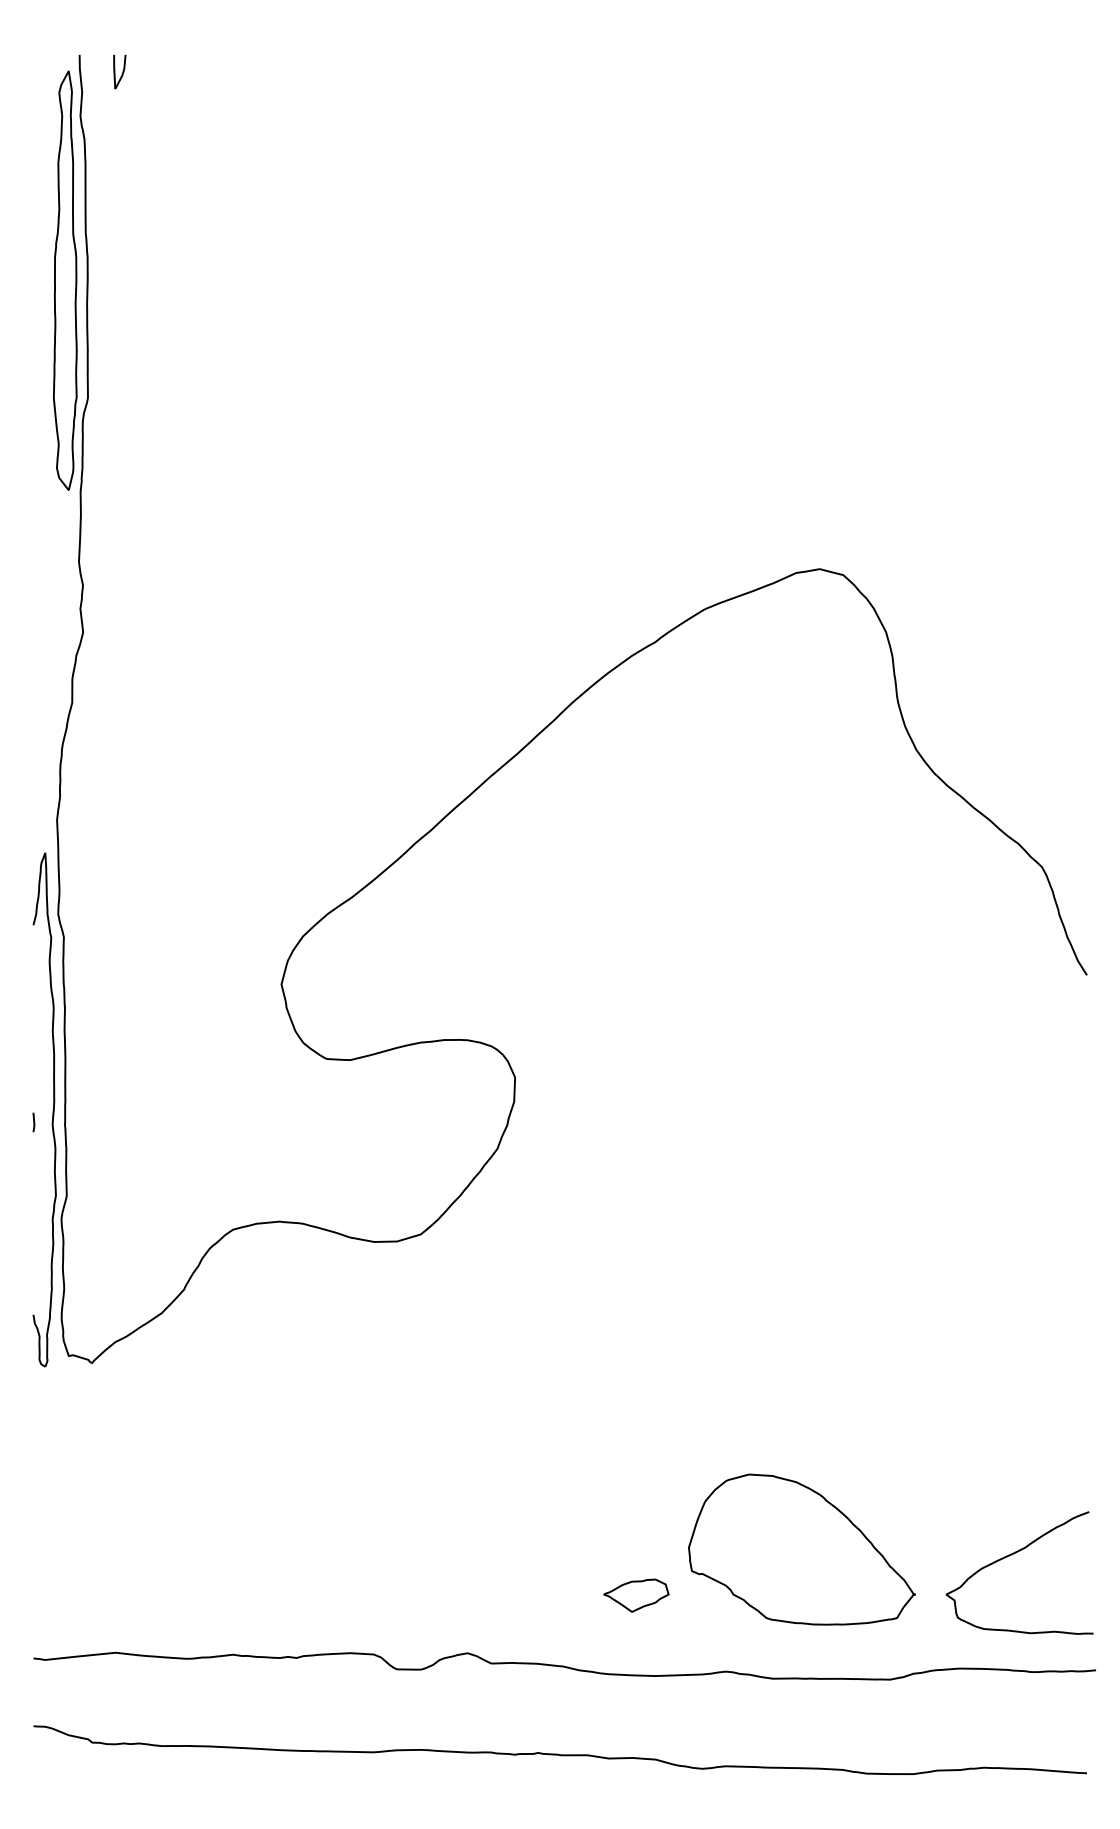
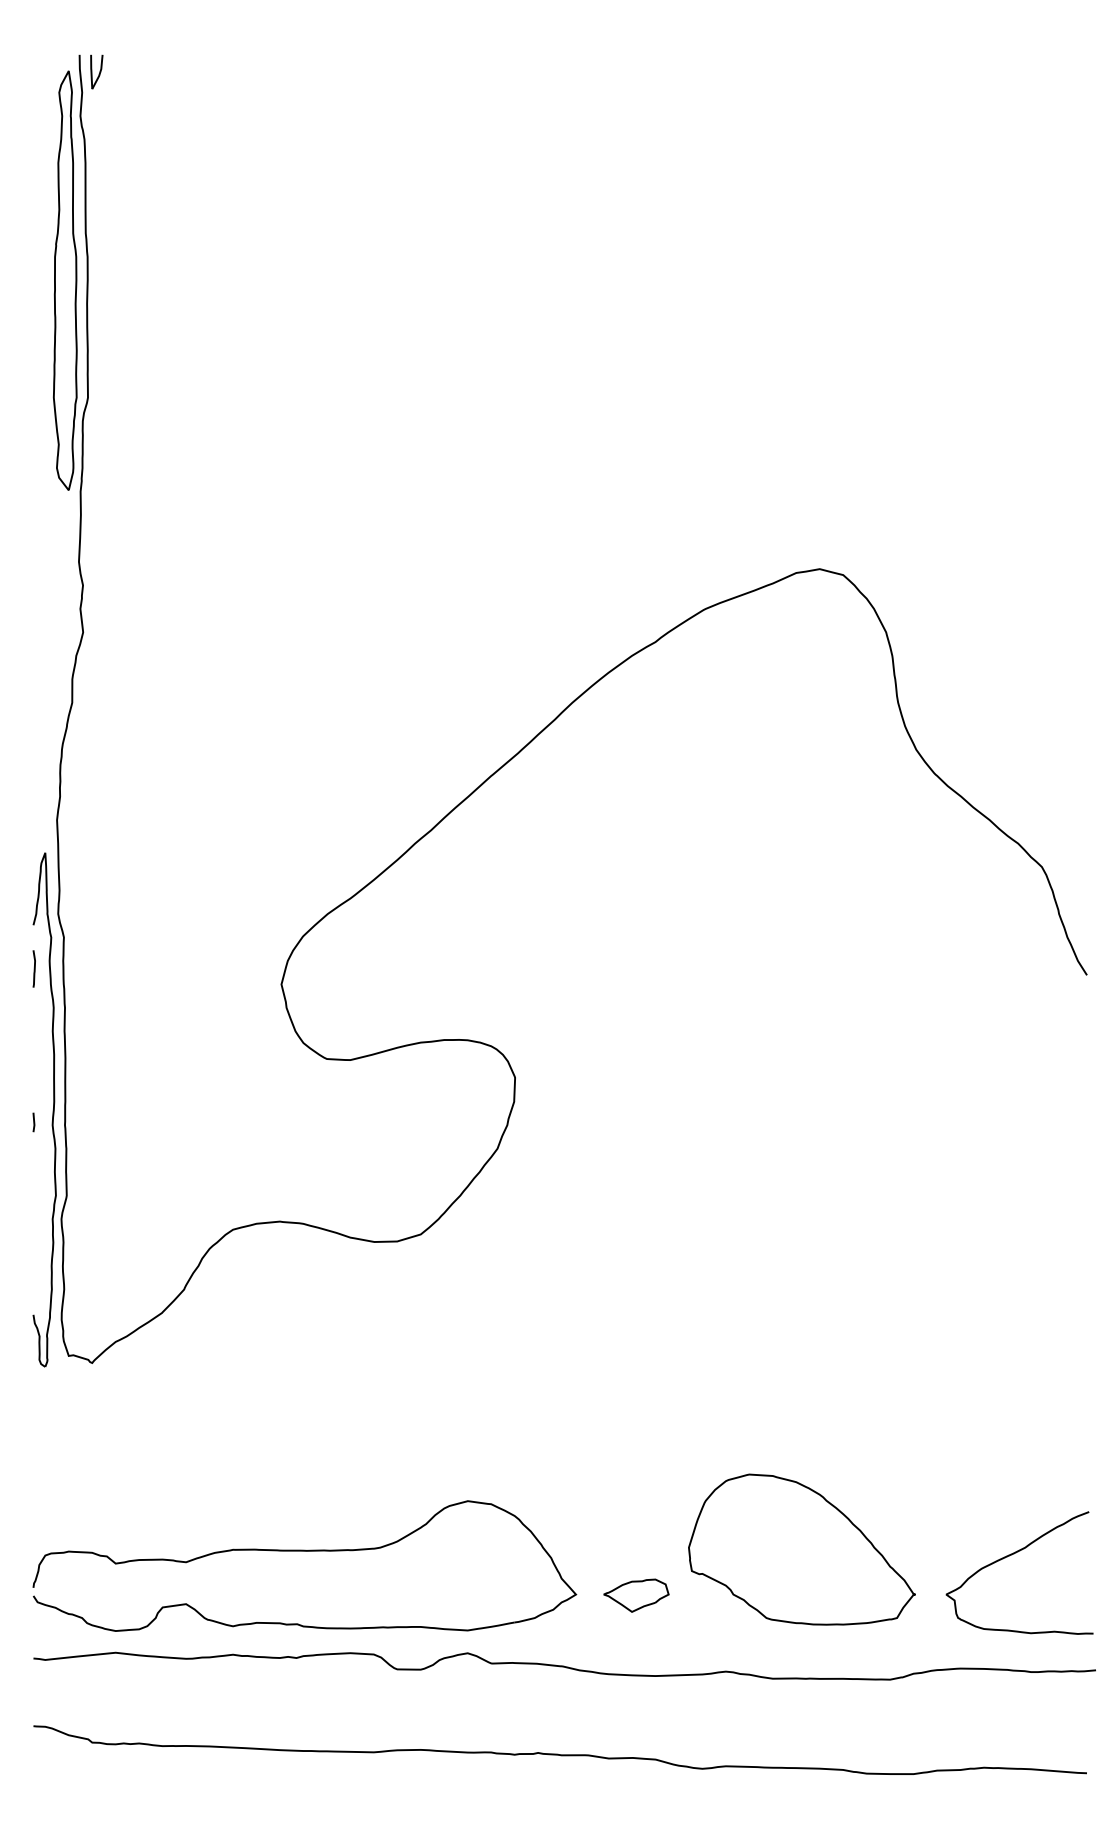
part position: (119, 71) -> (96, 71) (96, 71)
line: none -> present (33, 968)
part: none -> present (304, 1551)
